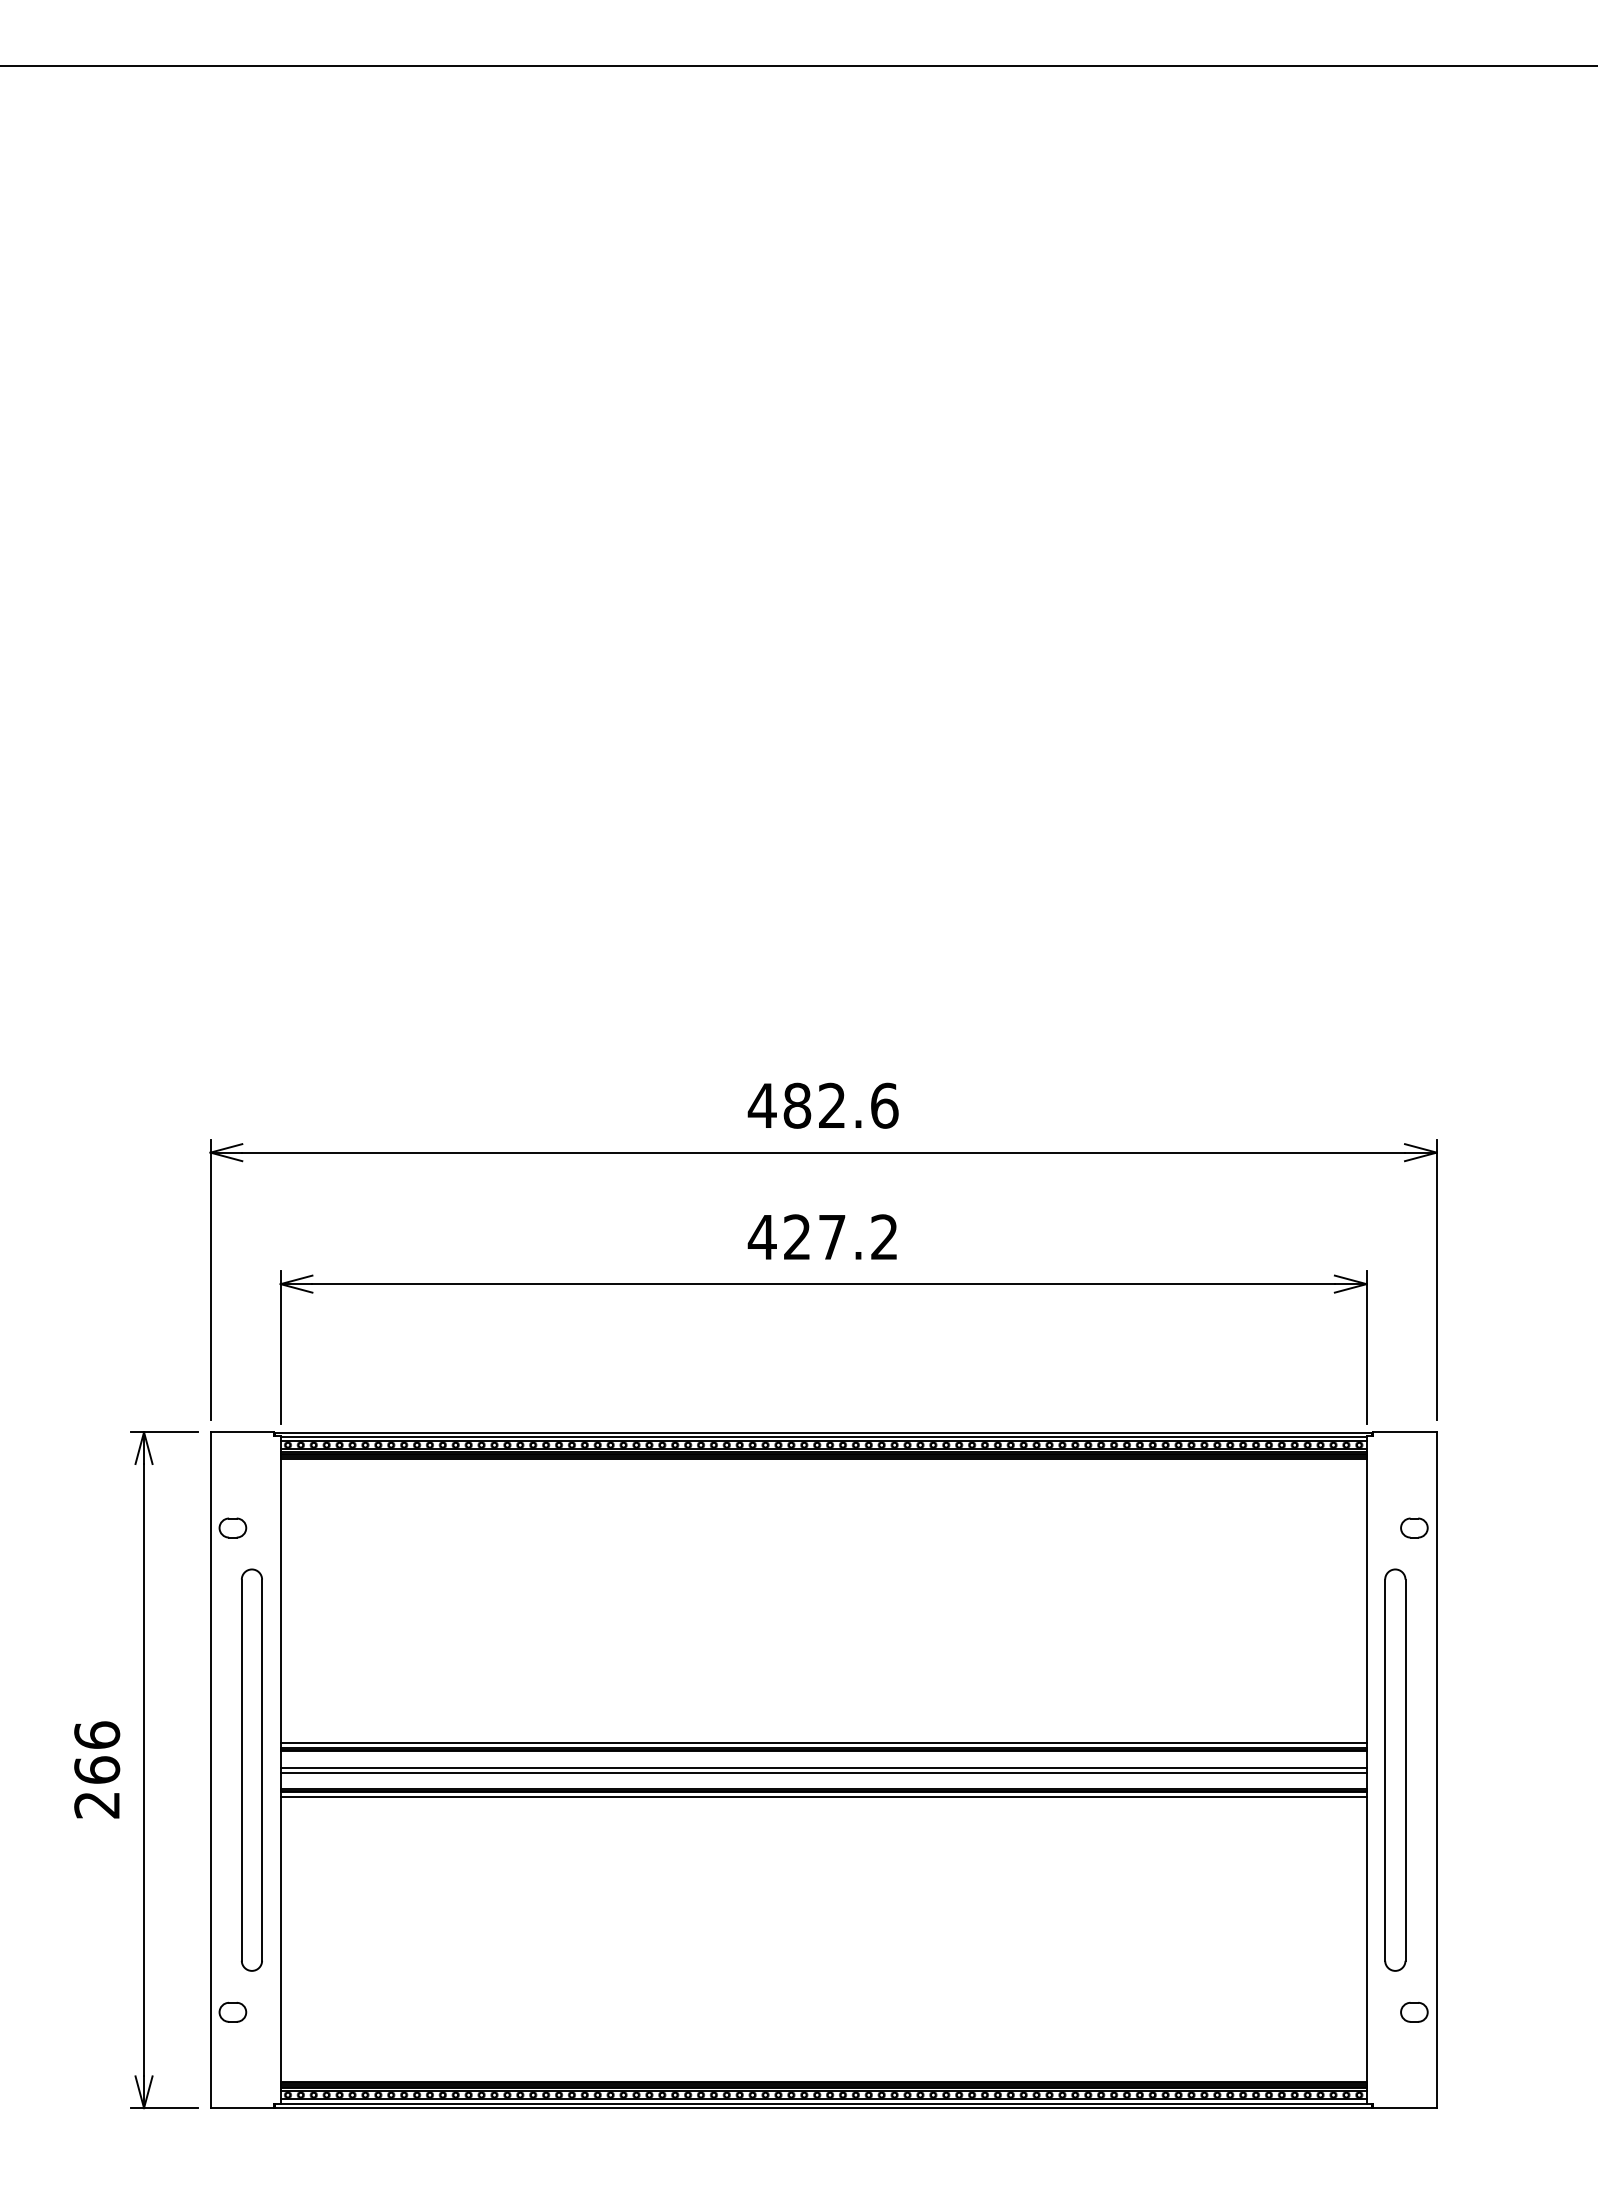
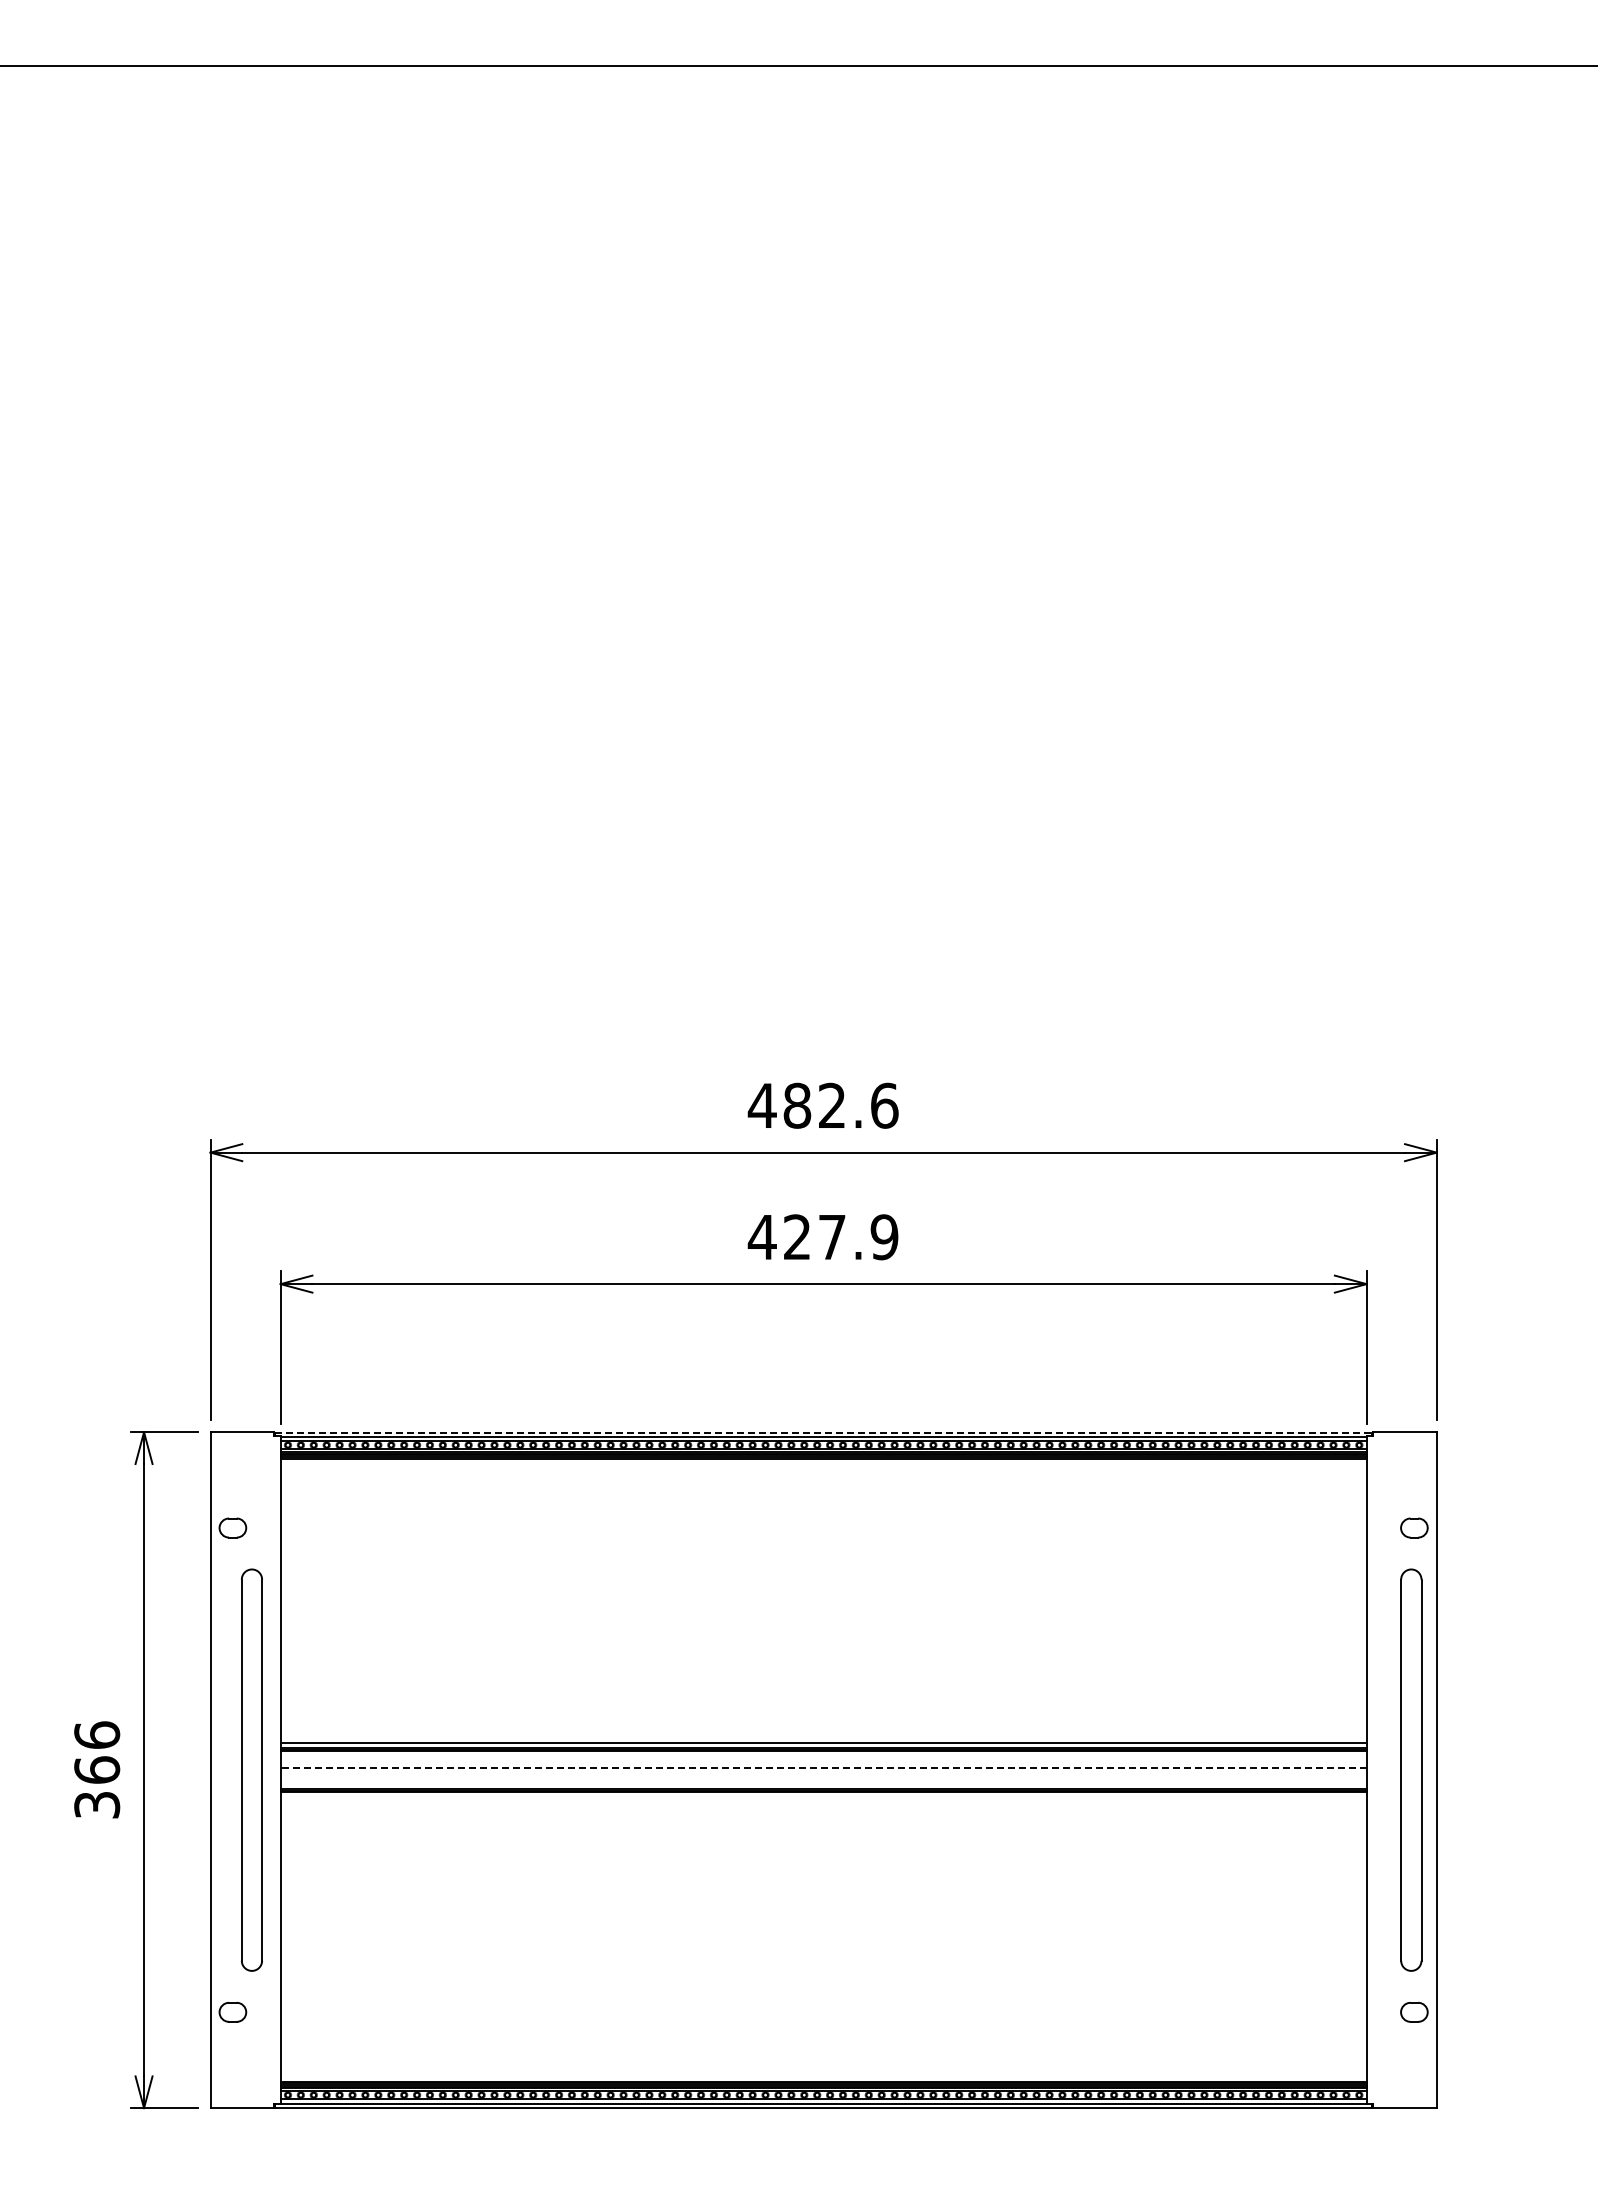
text: 427.2 -> 427.9 (884, 1237)
line: solid -> dashed (823, 1432)
line: solid -> dashed (823, 1767)
part position: (1395, 1769) -> (1411, 1769) (1411, 1769)
line: present -> none (823, 1772)
line: present -> none (823, 1797)
text: 266 -> 366 (97, 1805)
